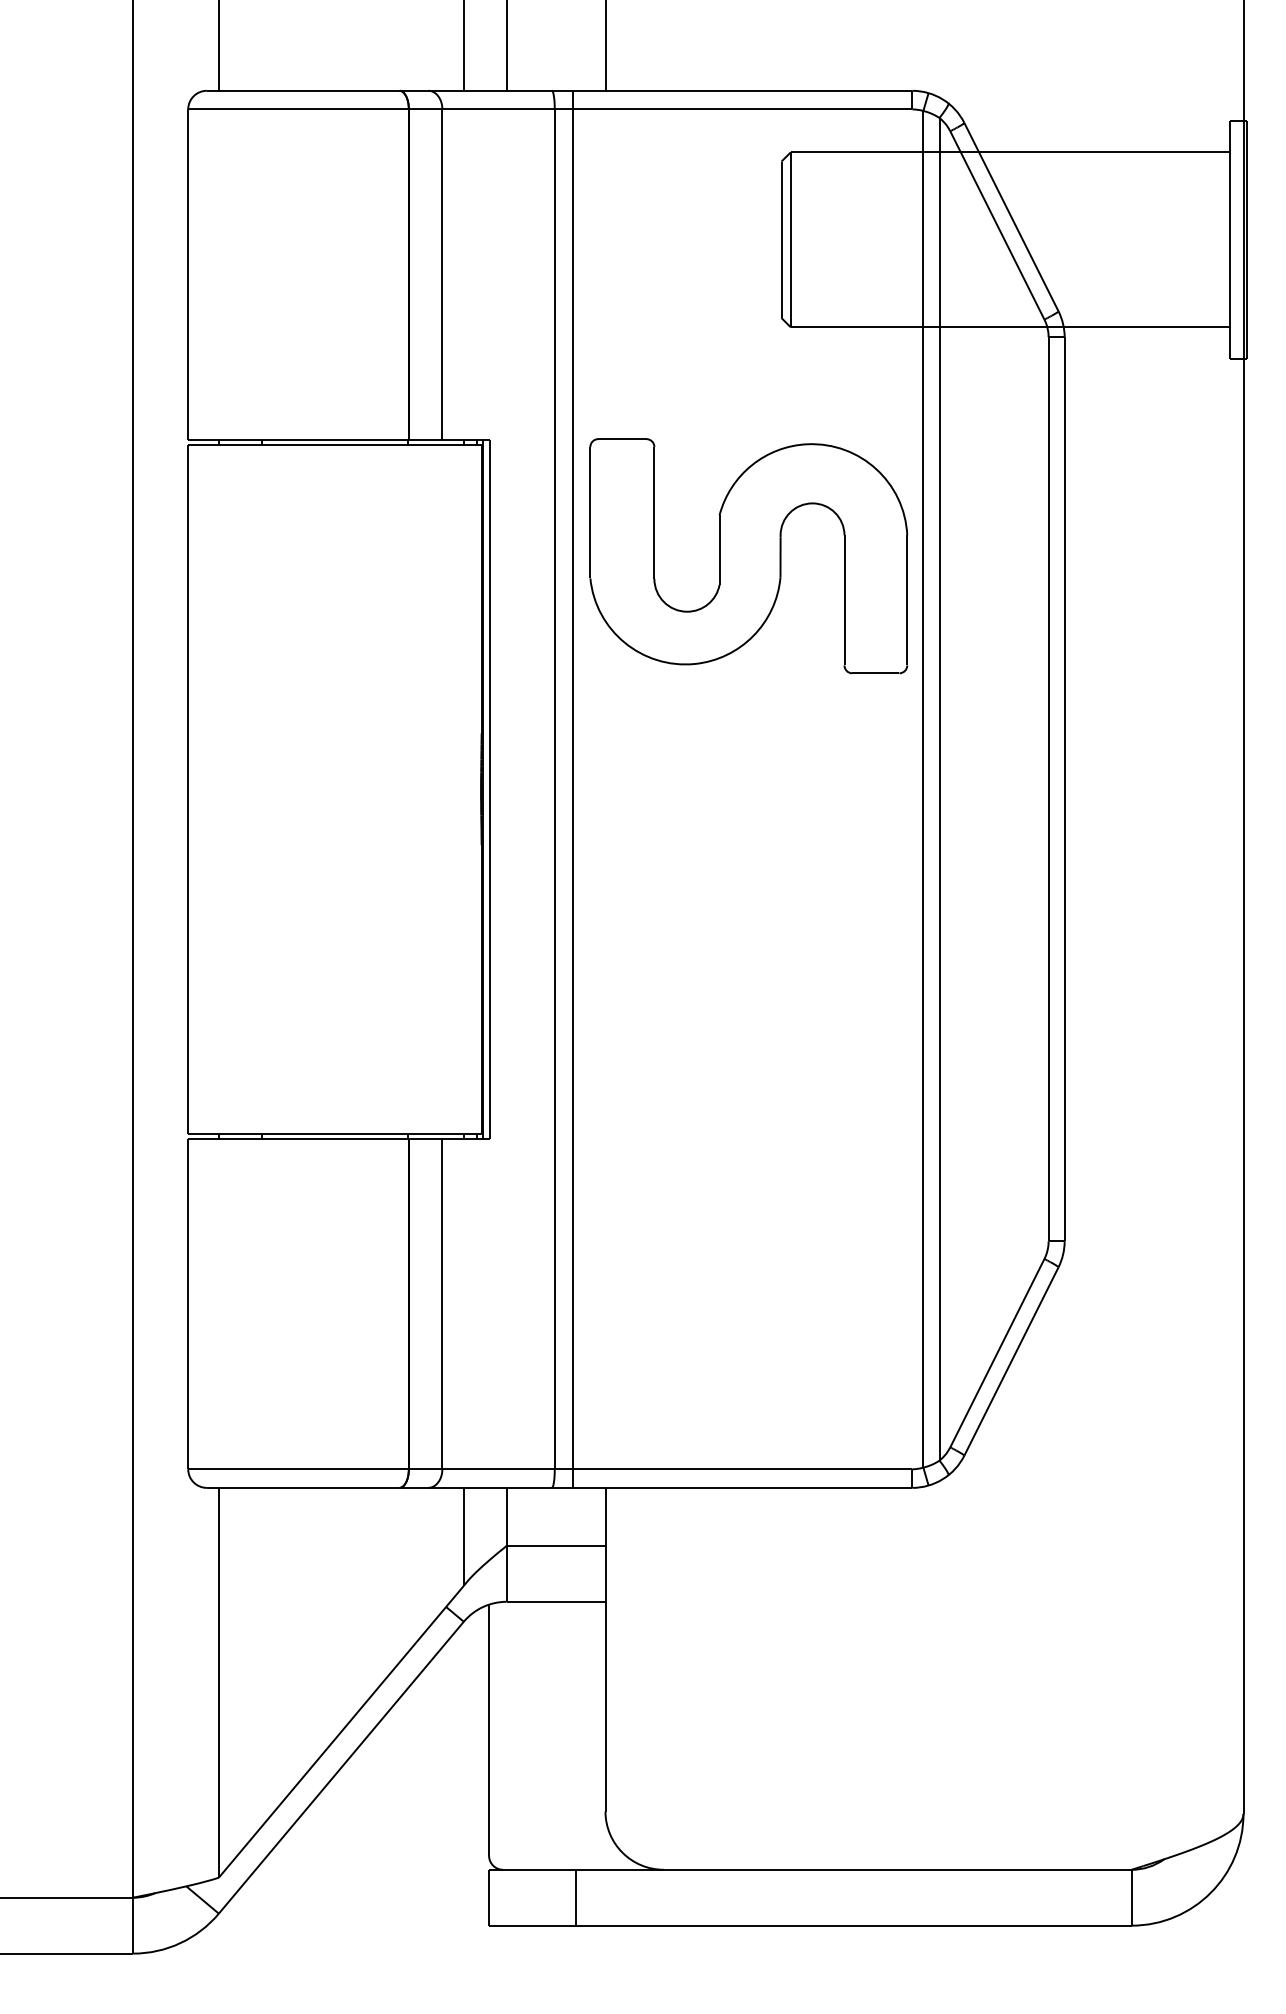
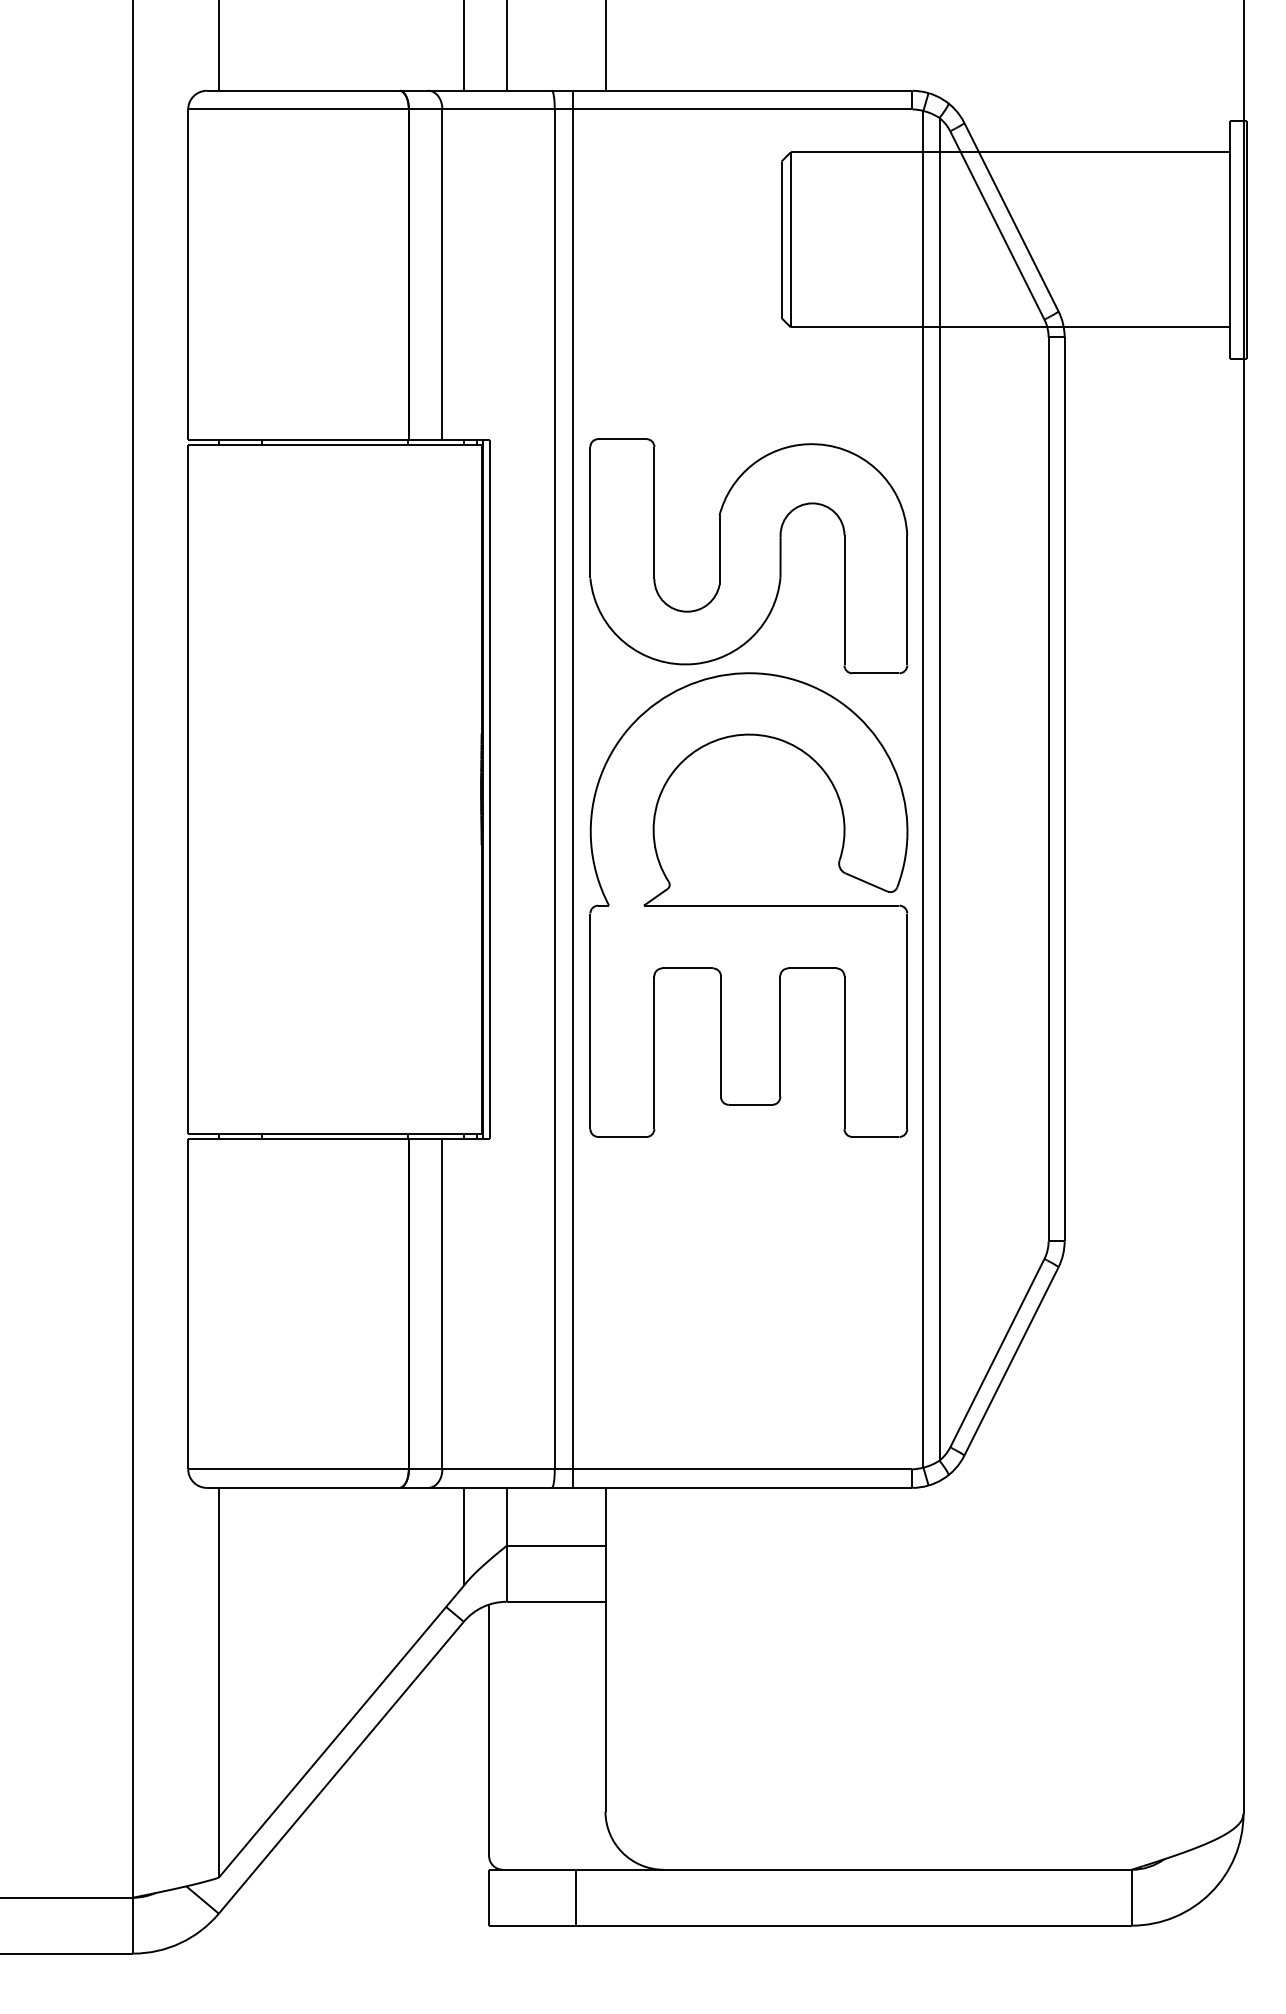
part: none -> present (748, 904)
